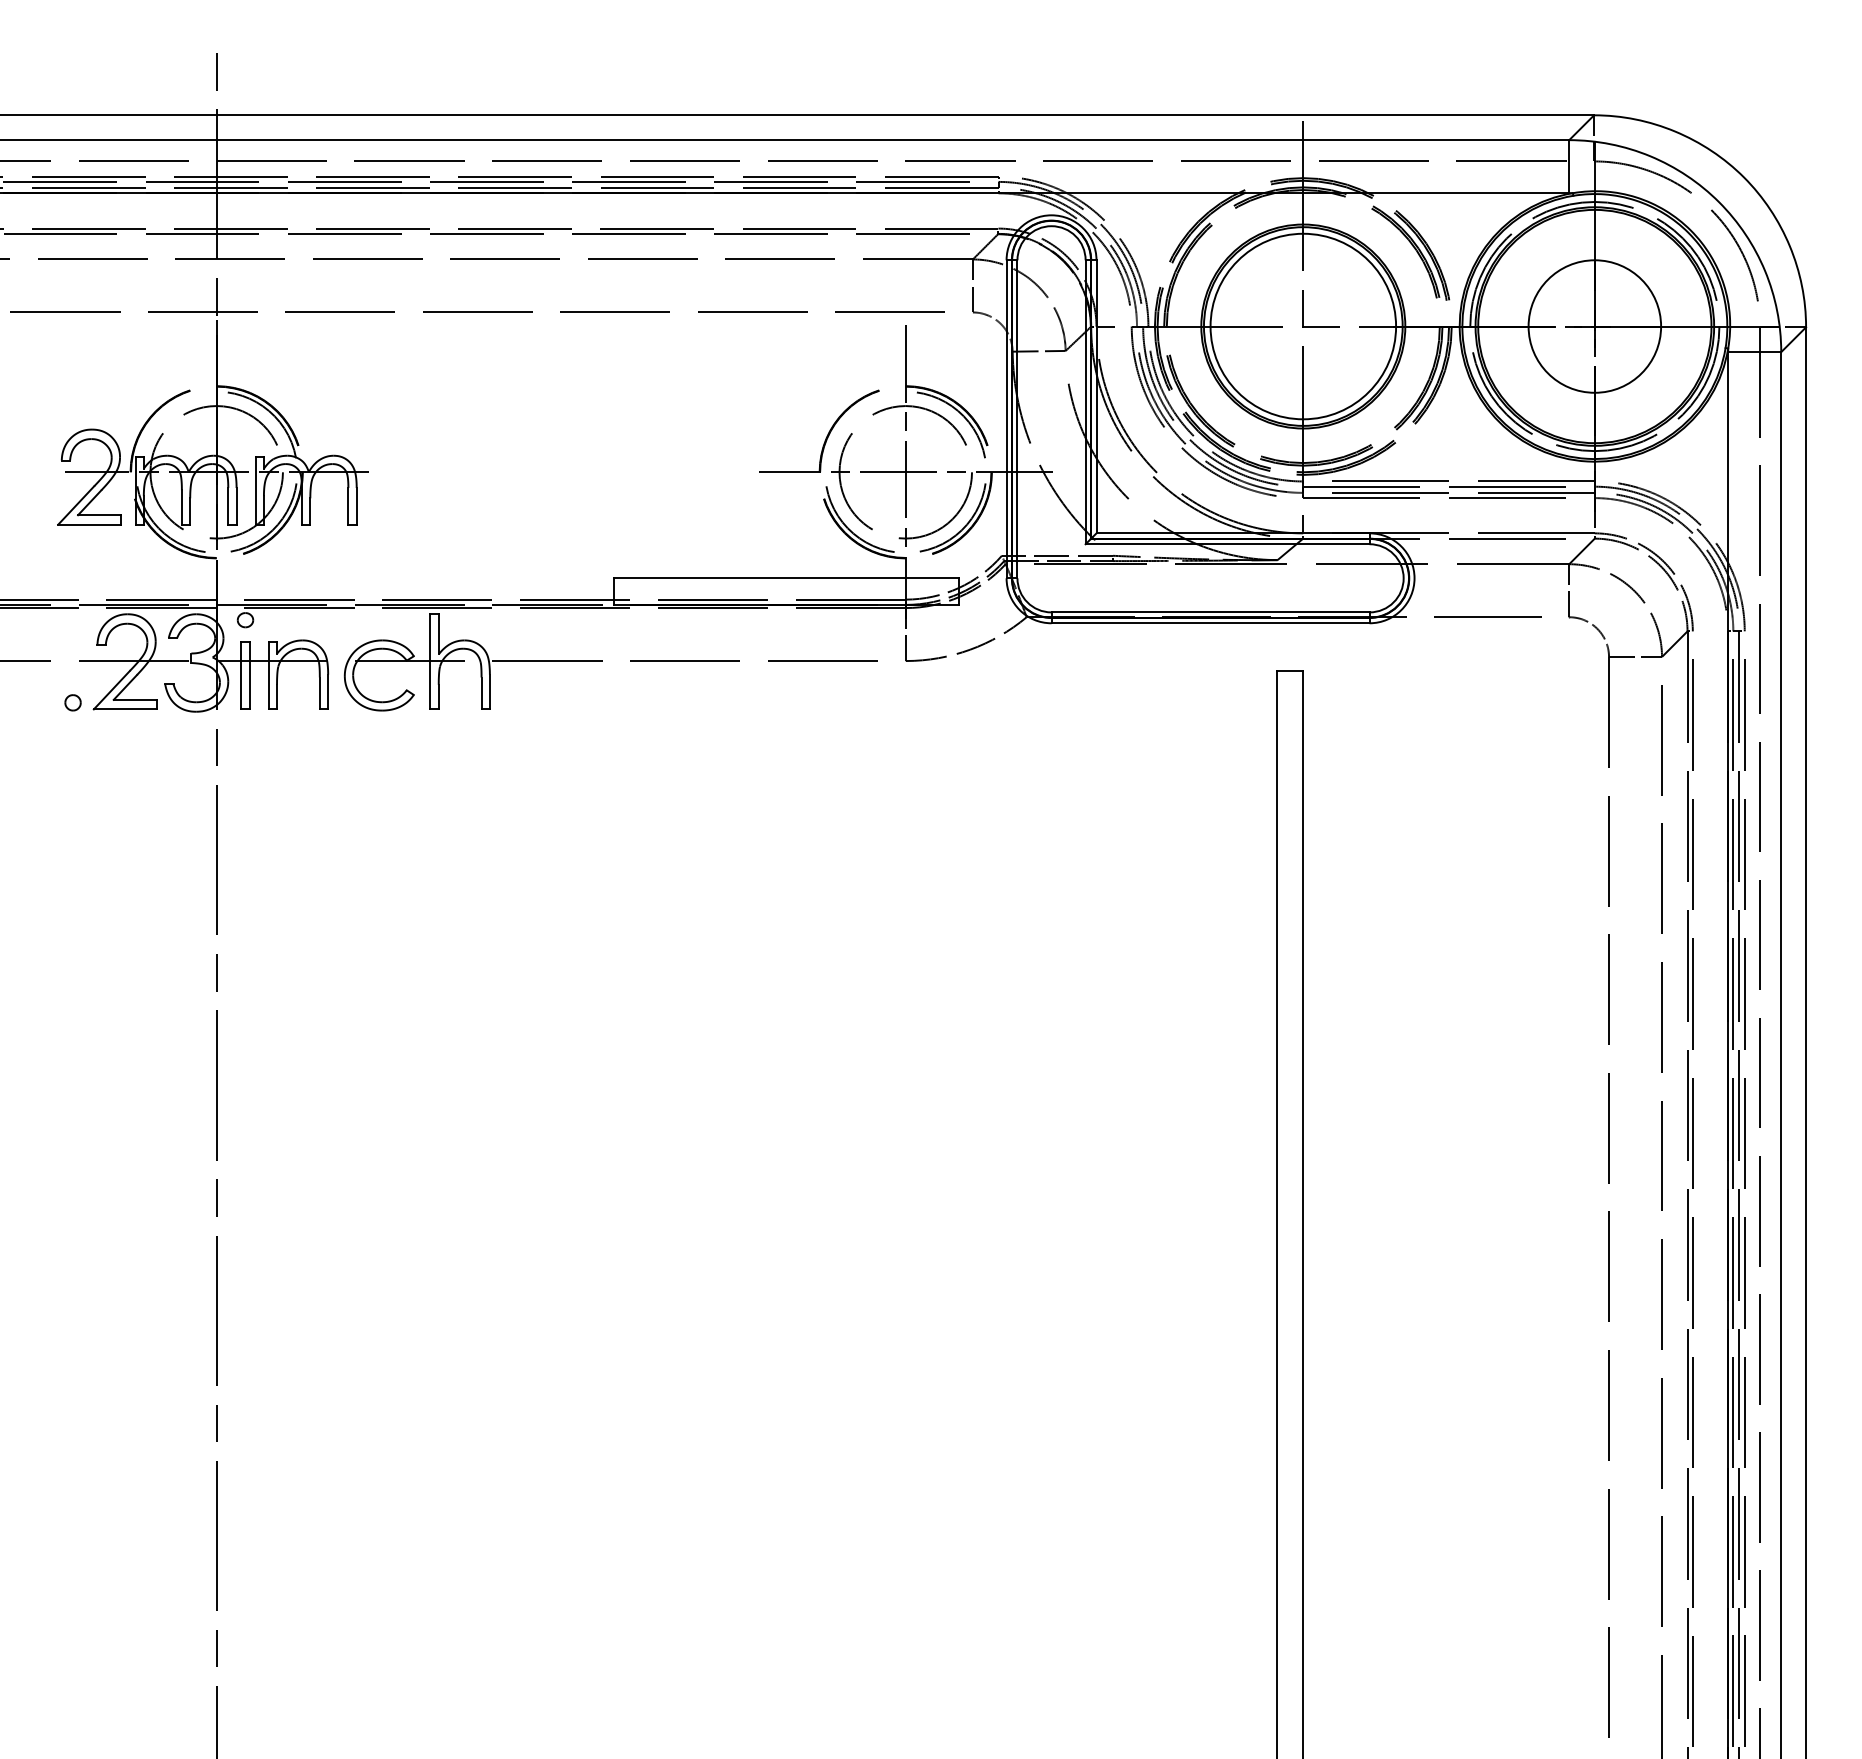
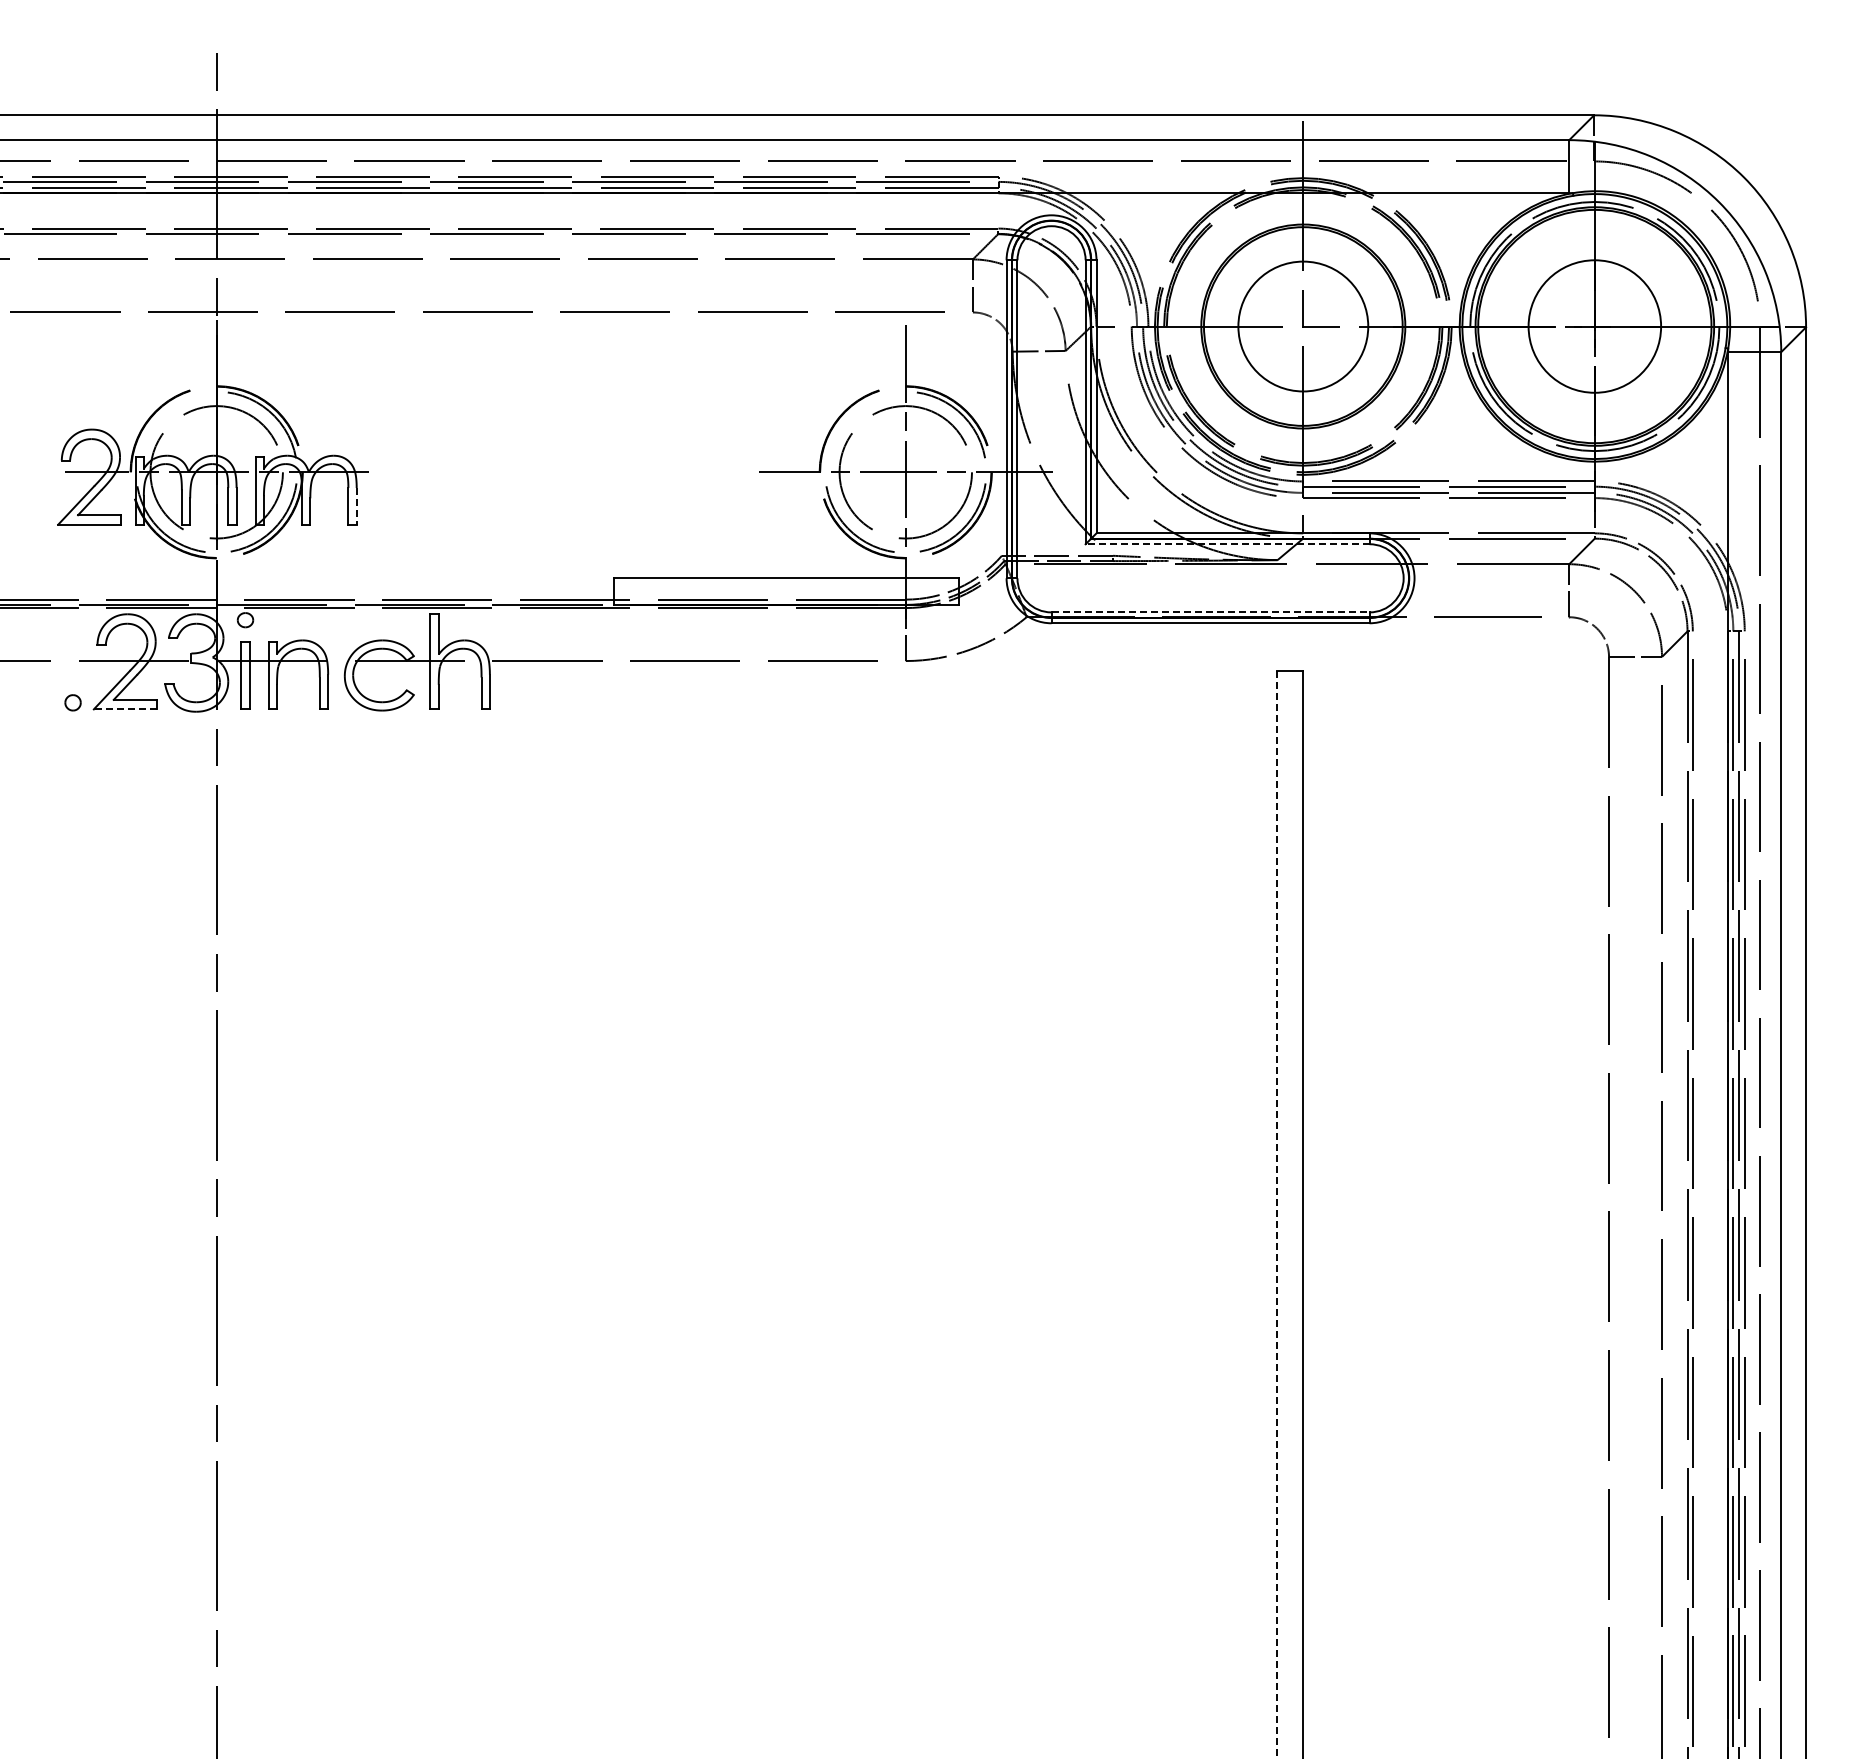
circle diameter: 186 px -> 130 px (1303, 326)
line: solid -> dashed (356, 506)
line: solid -> dashed (1227, 544)
line: solid -> dashed (1211, 612)
line: solid -> dashed (125, 709)
line: solid -> dashed (1276, 1215)
